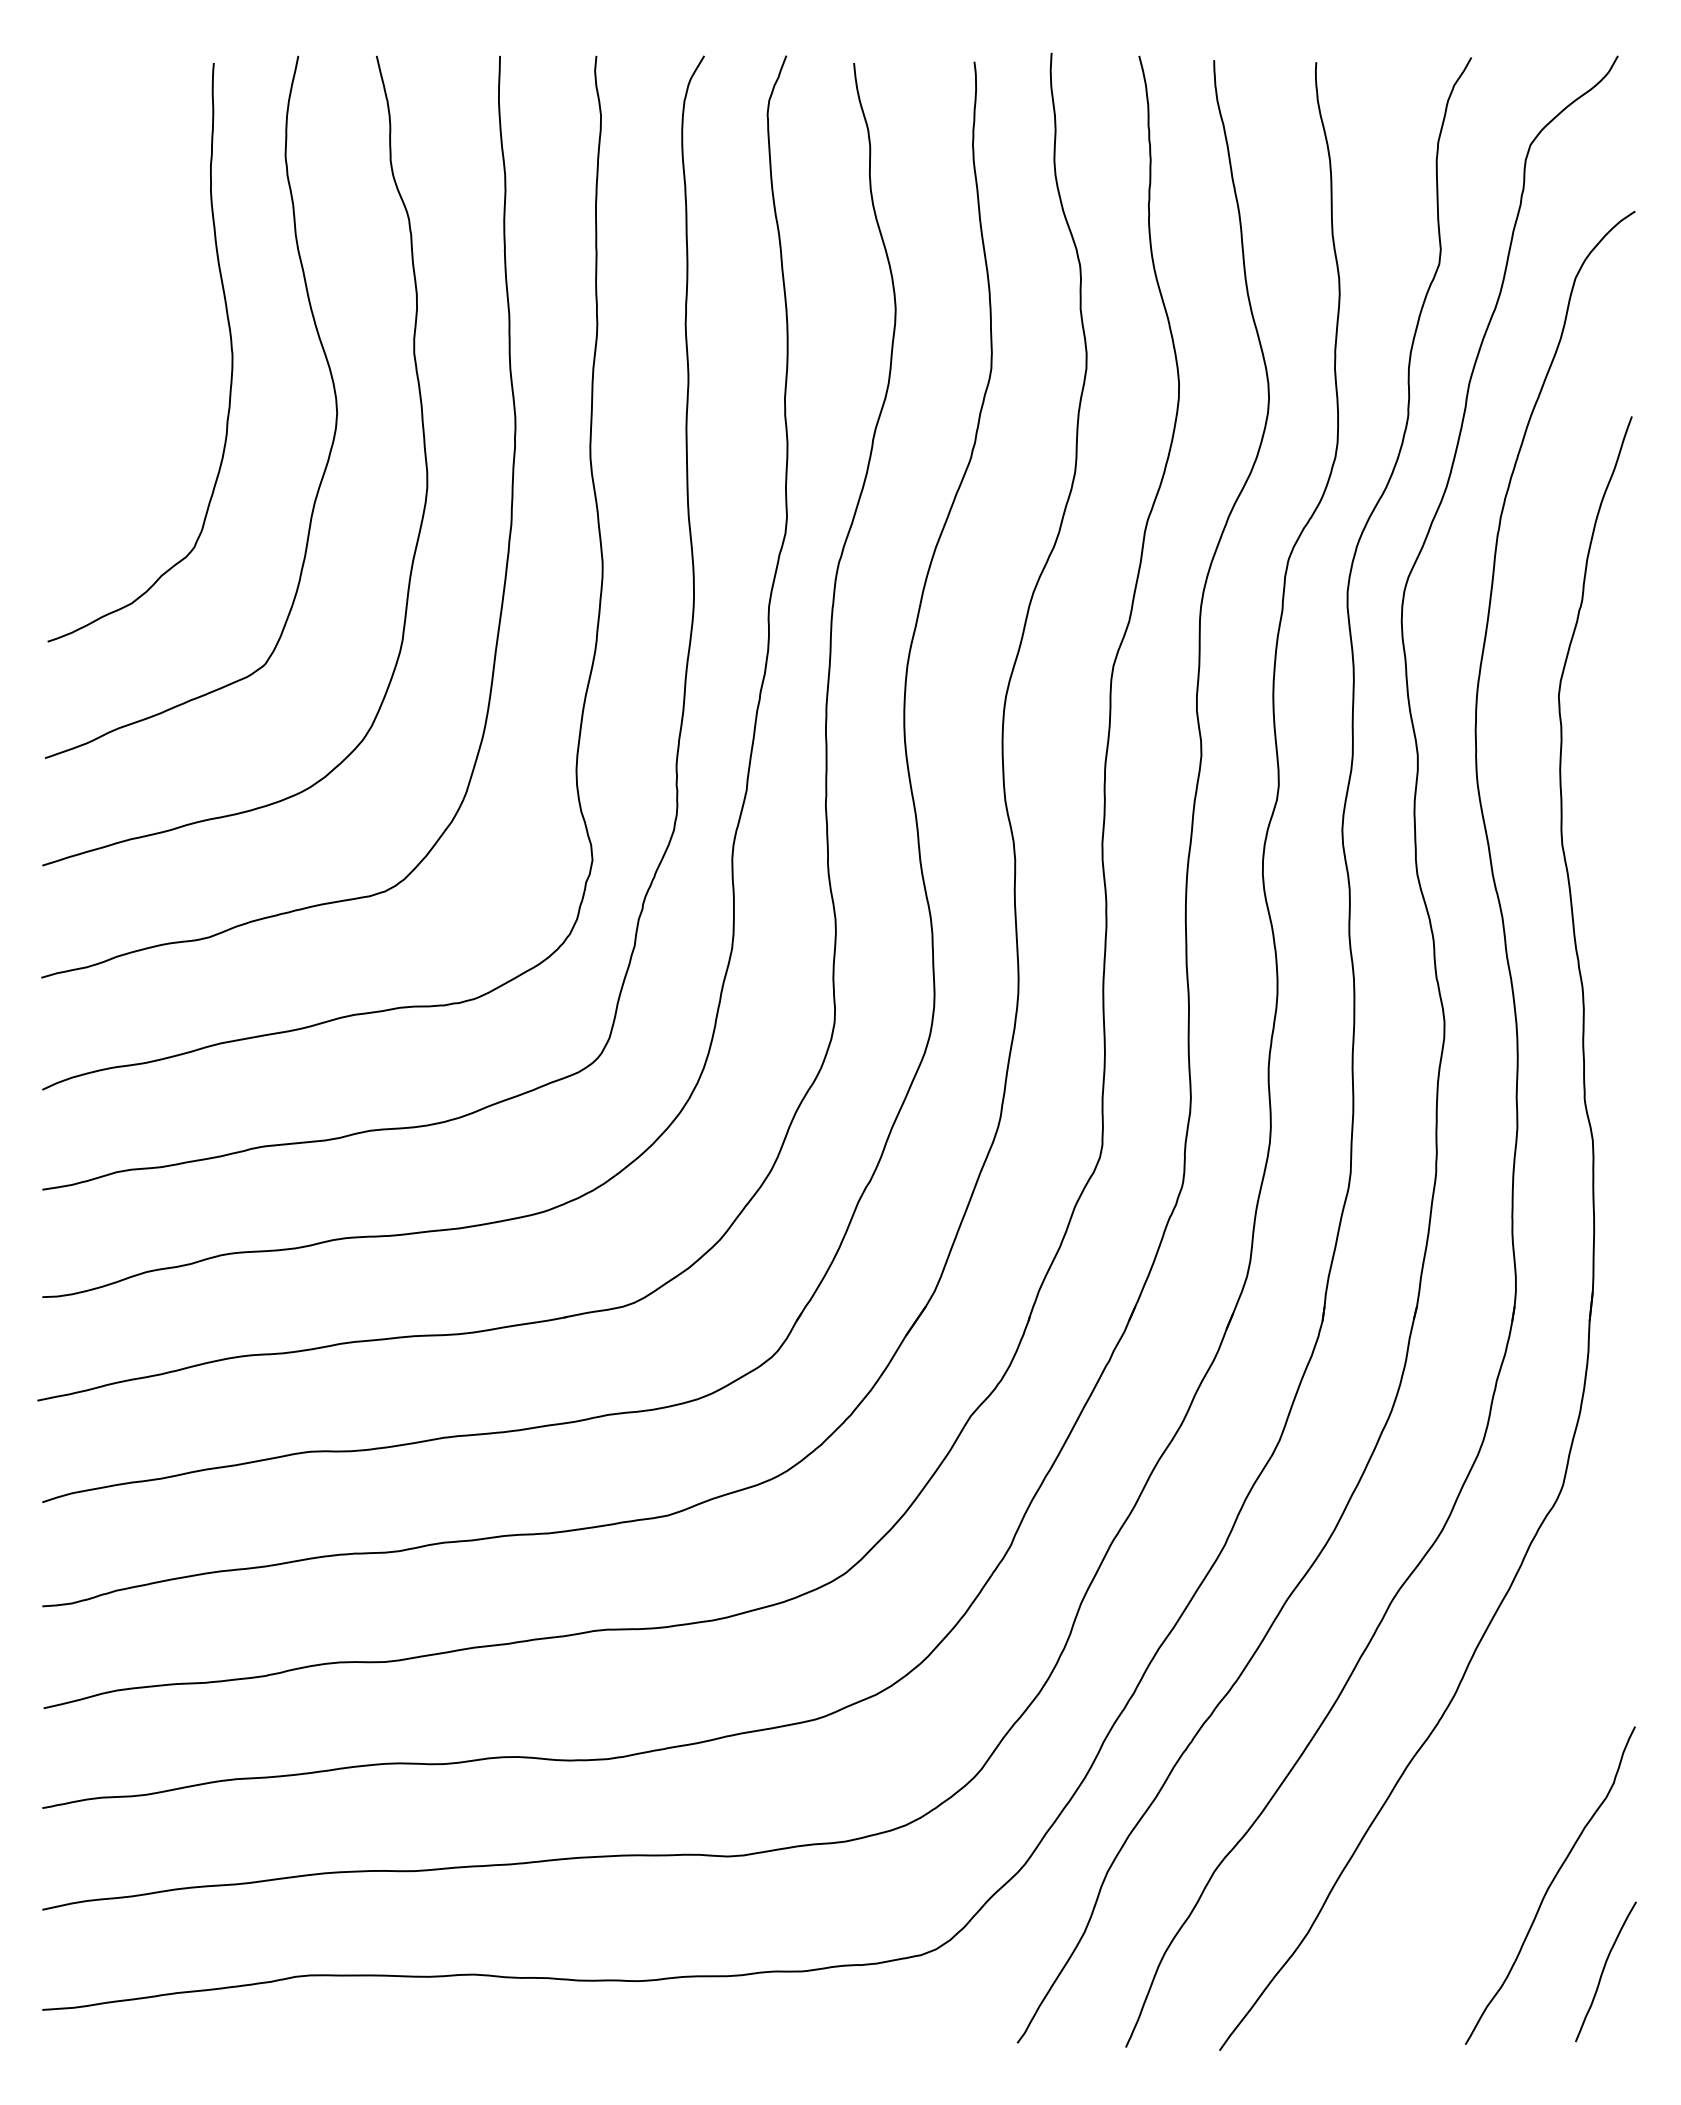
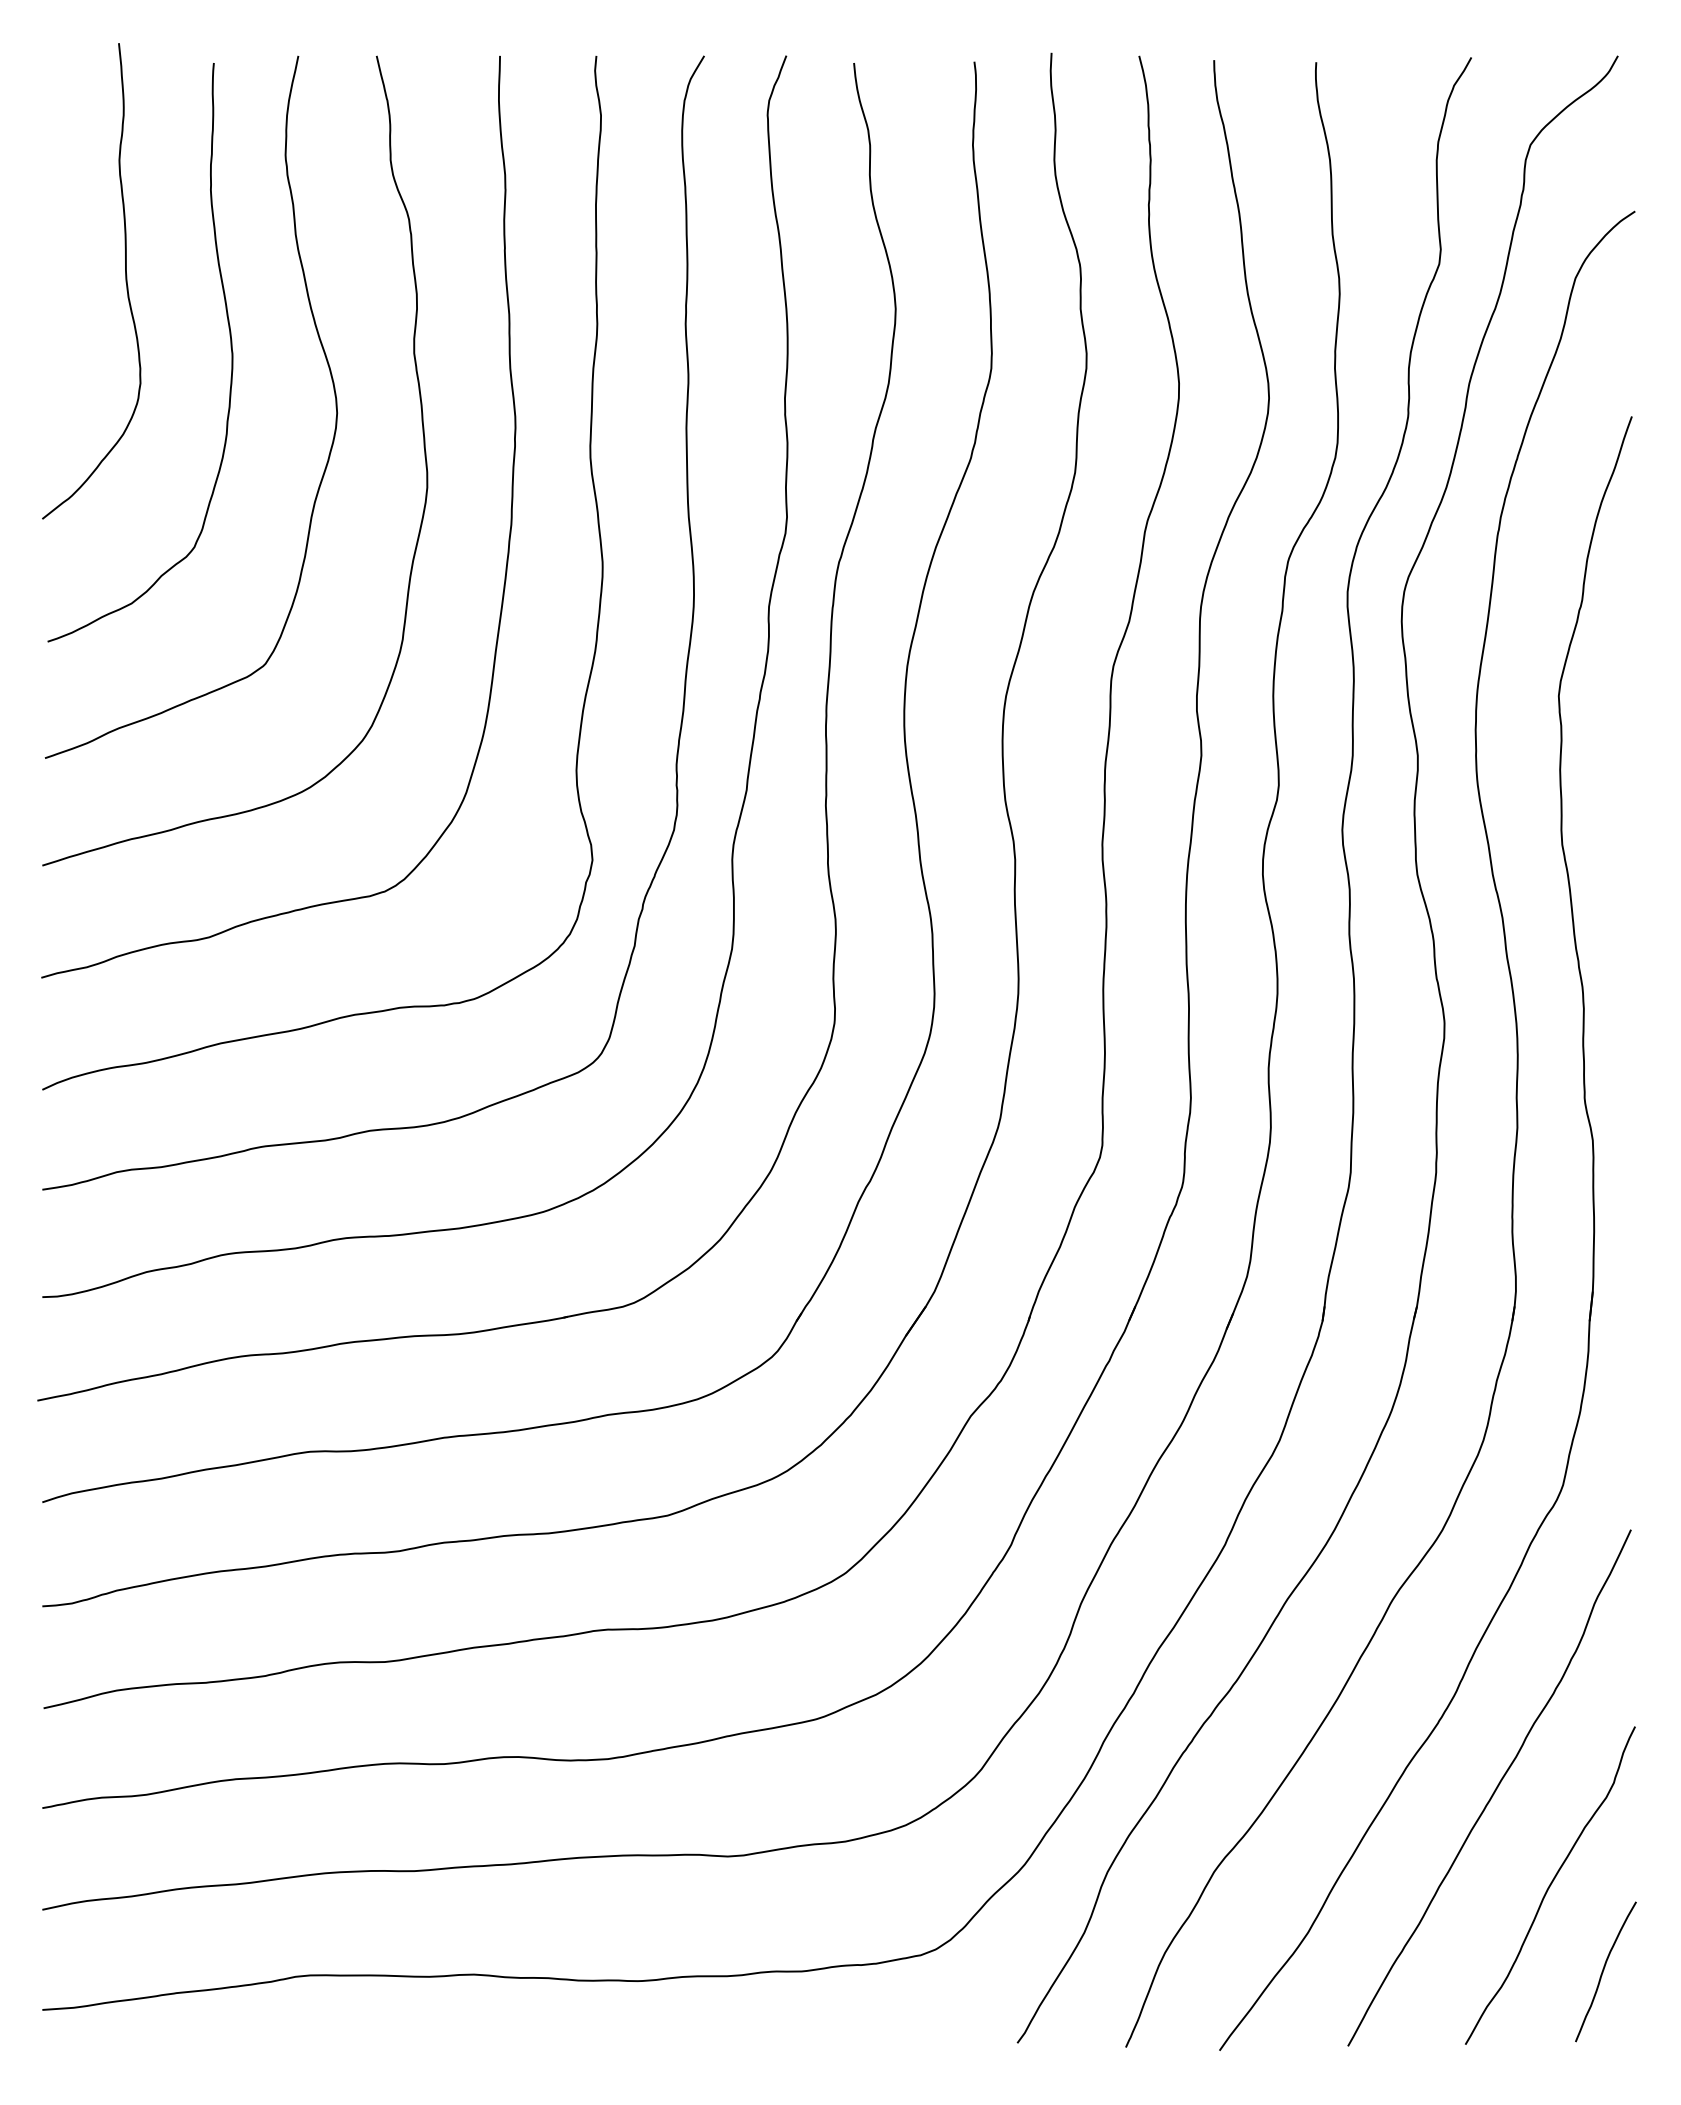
curve: none -> present (125, 281)
curve: none -> present (1493, 1791)
